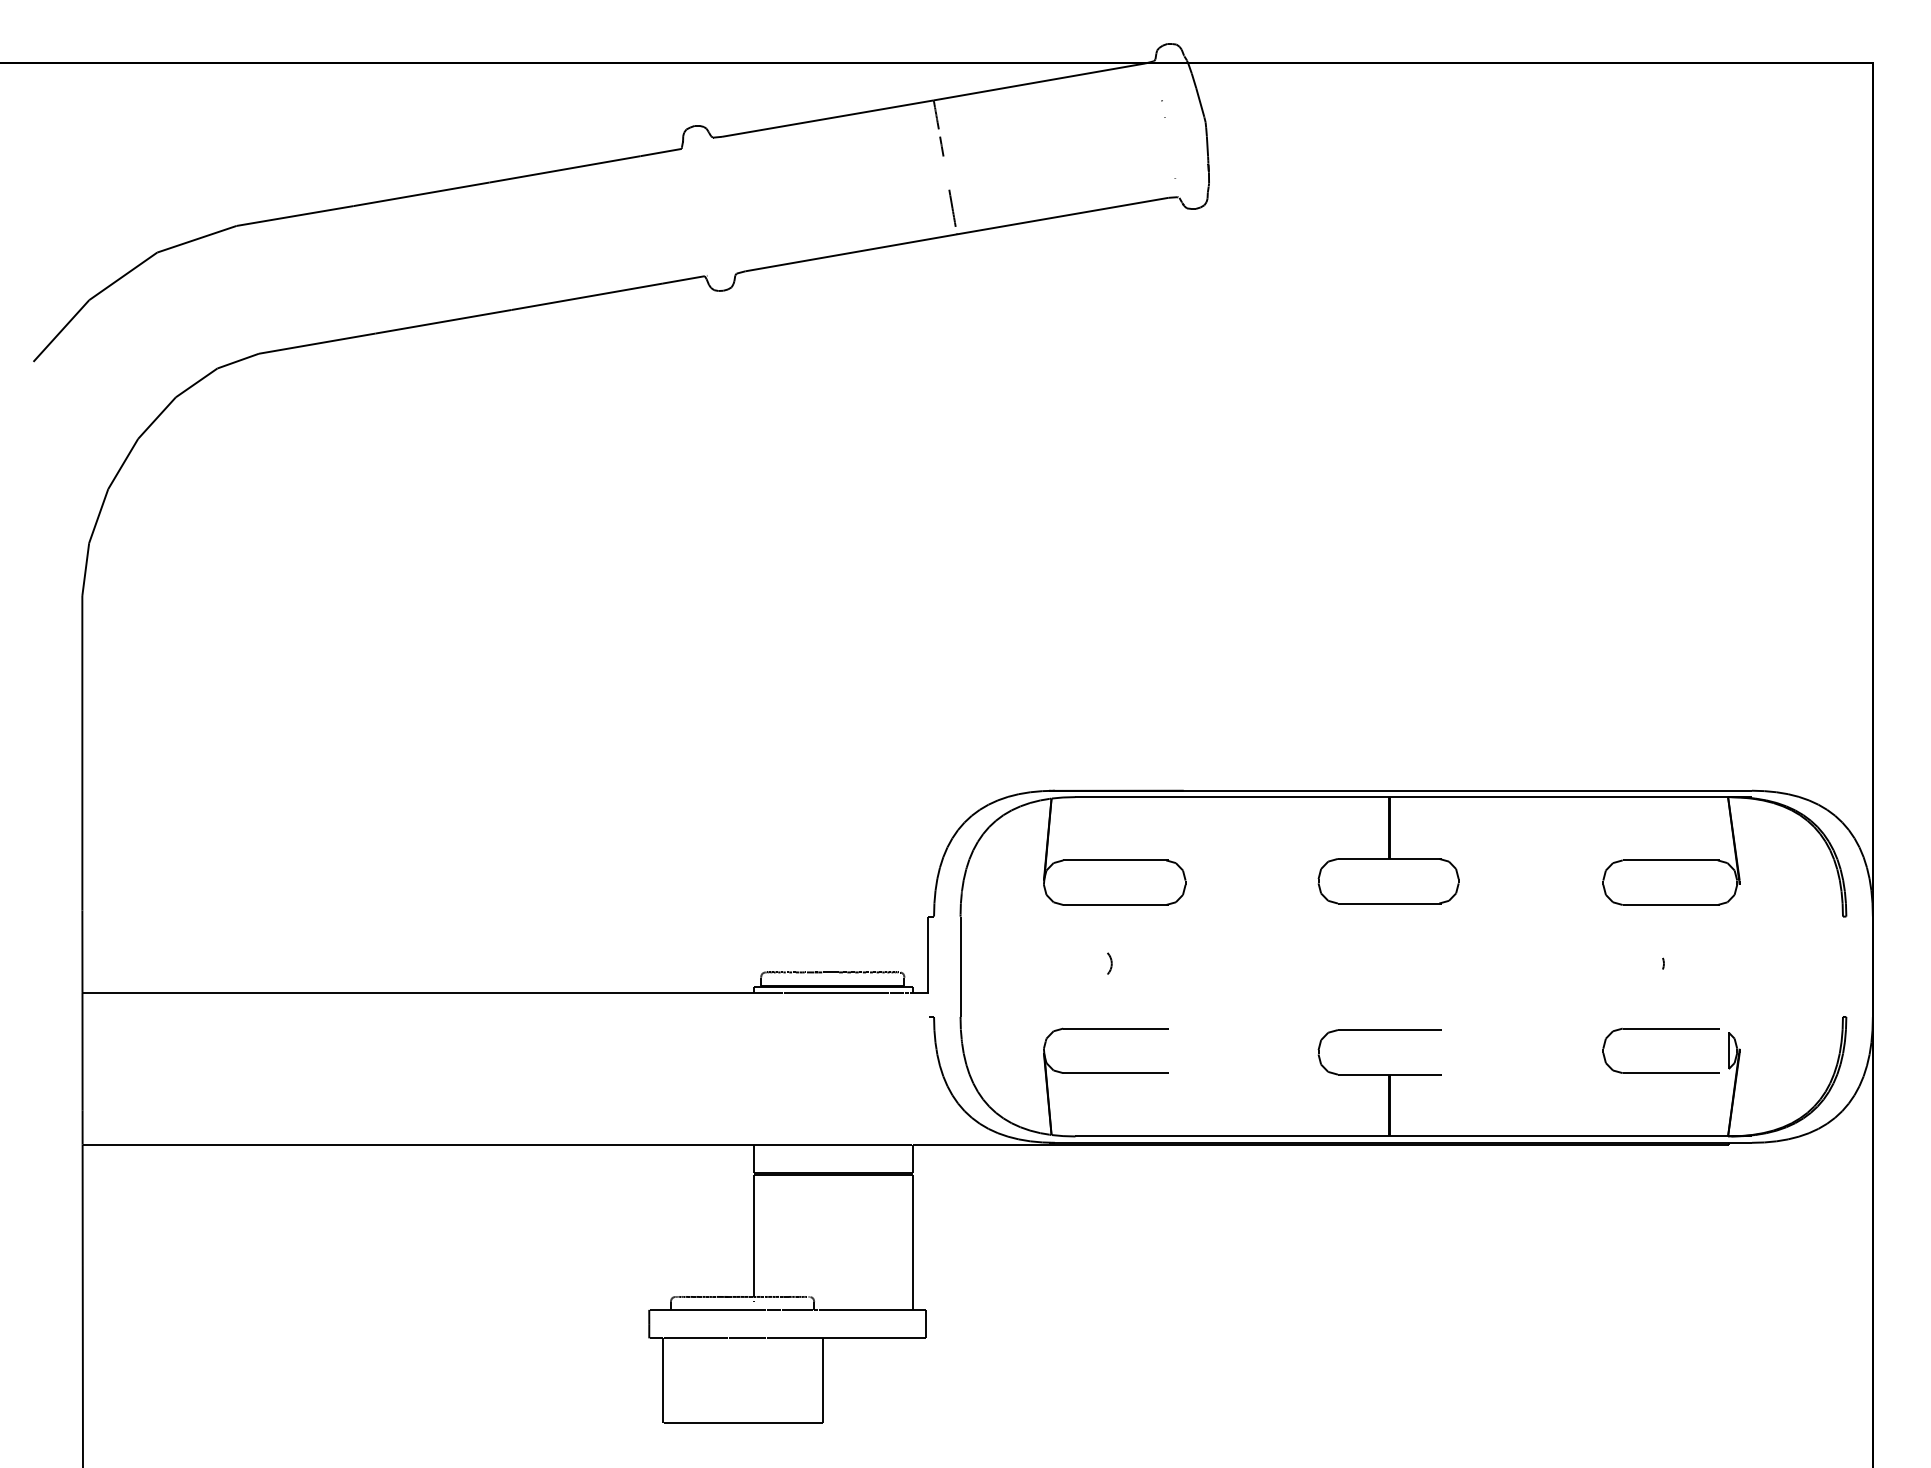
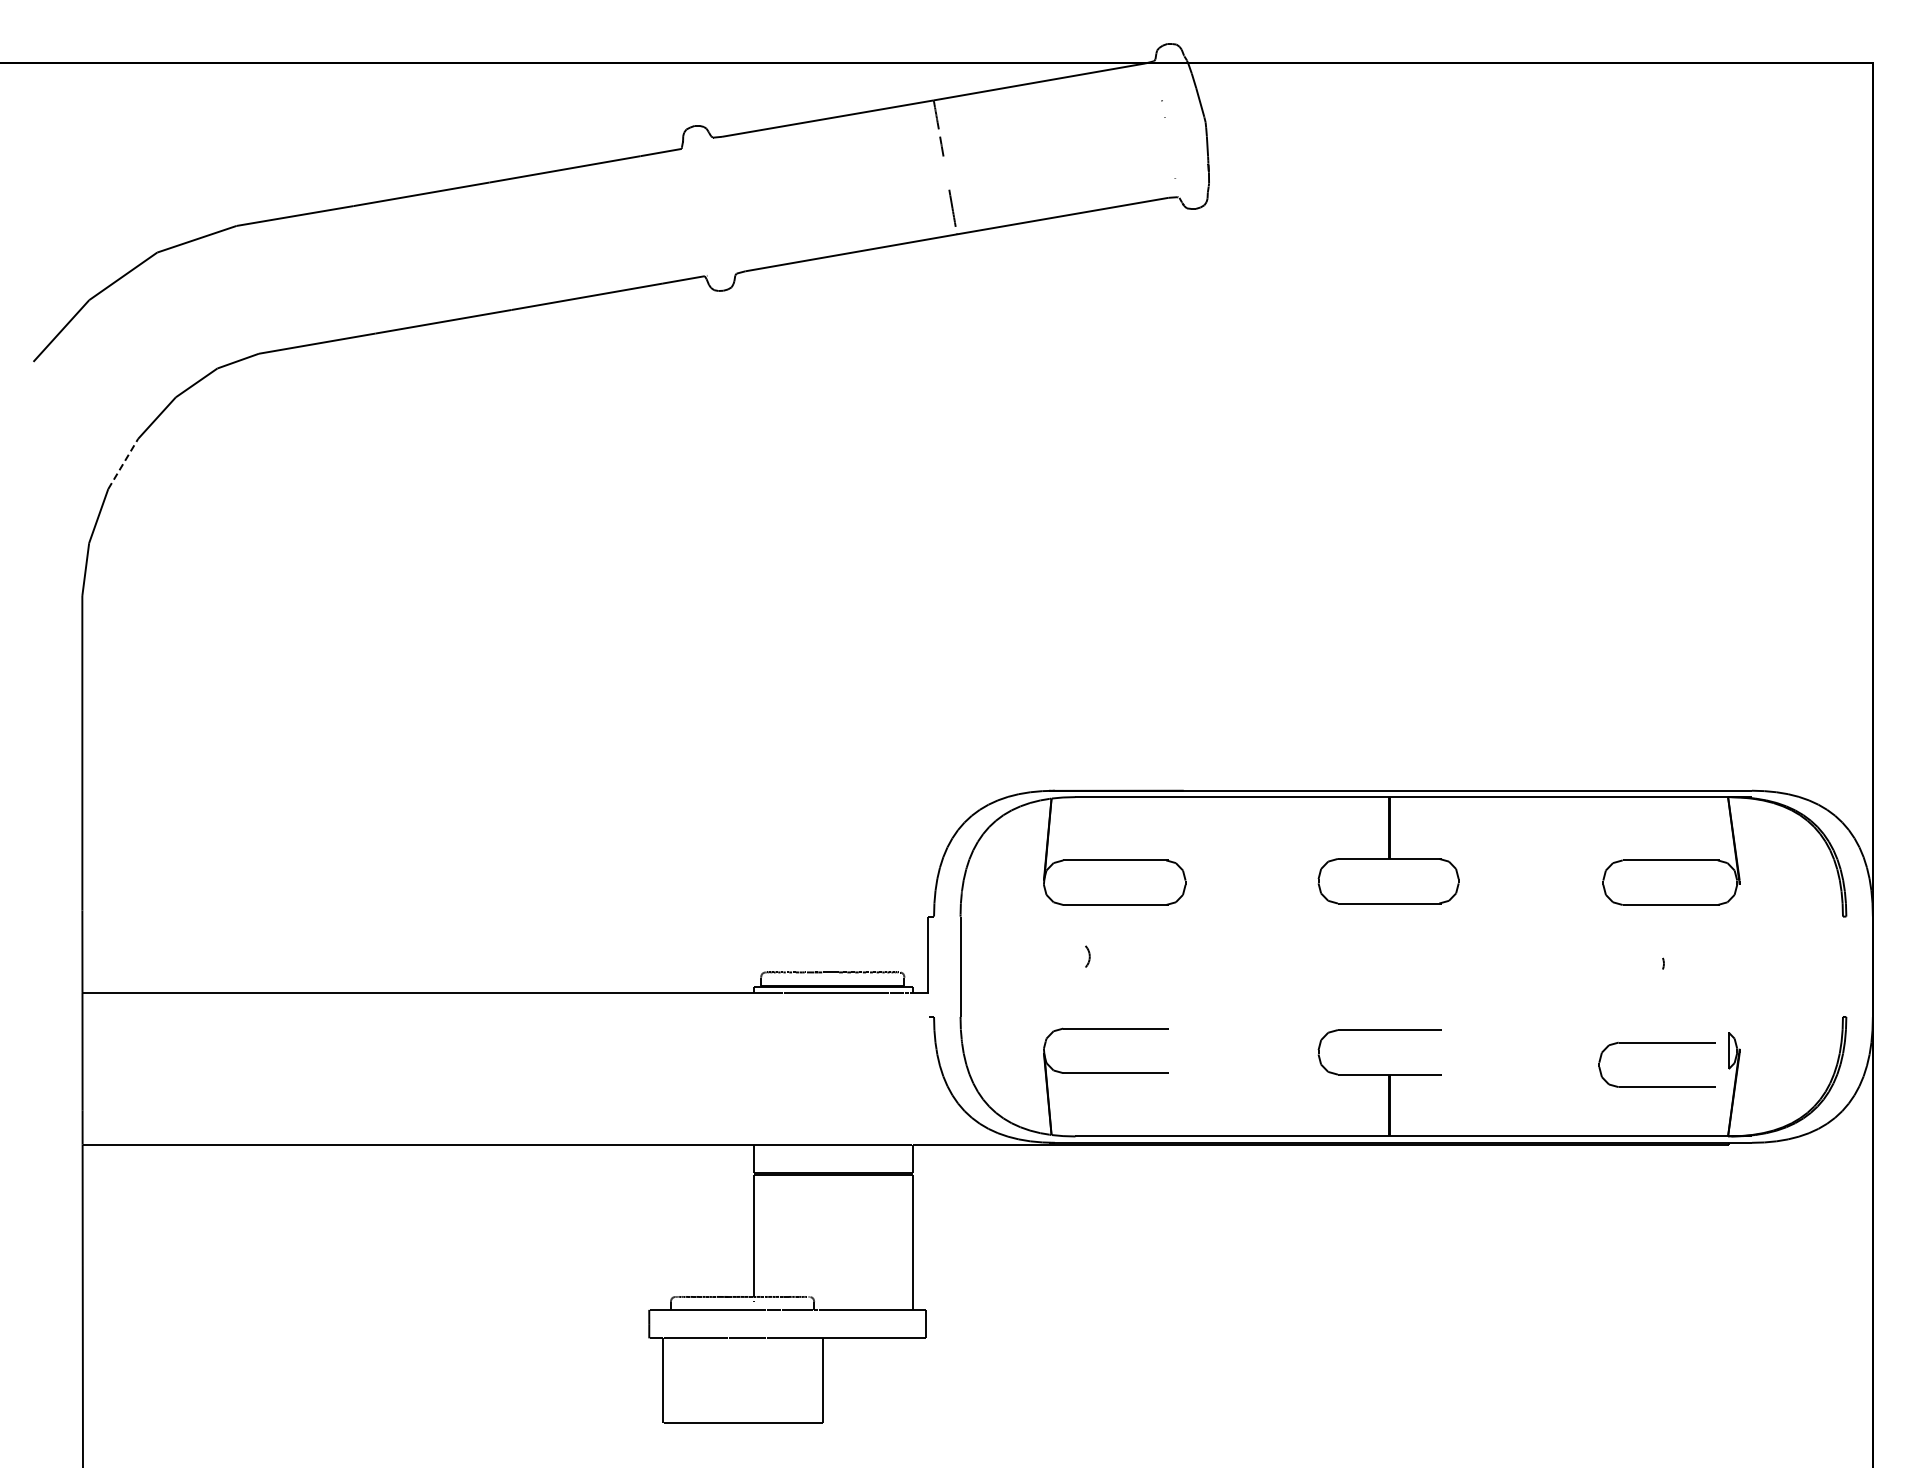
line: solid -> dashed (123, 463)
part position: (1109, 963) -> (1087, 956) (1087, 956)
part position: (1660, 1029) -> (1656, 1043) (1656, 1043)
